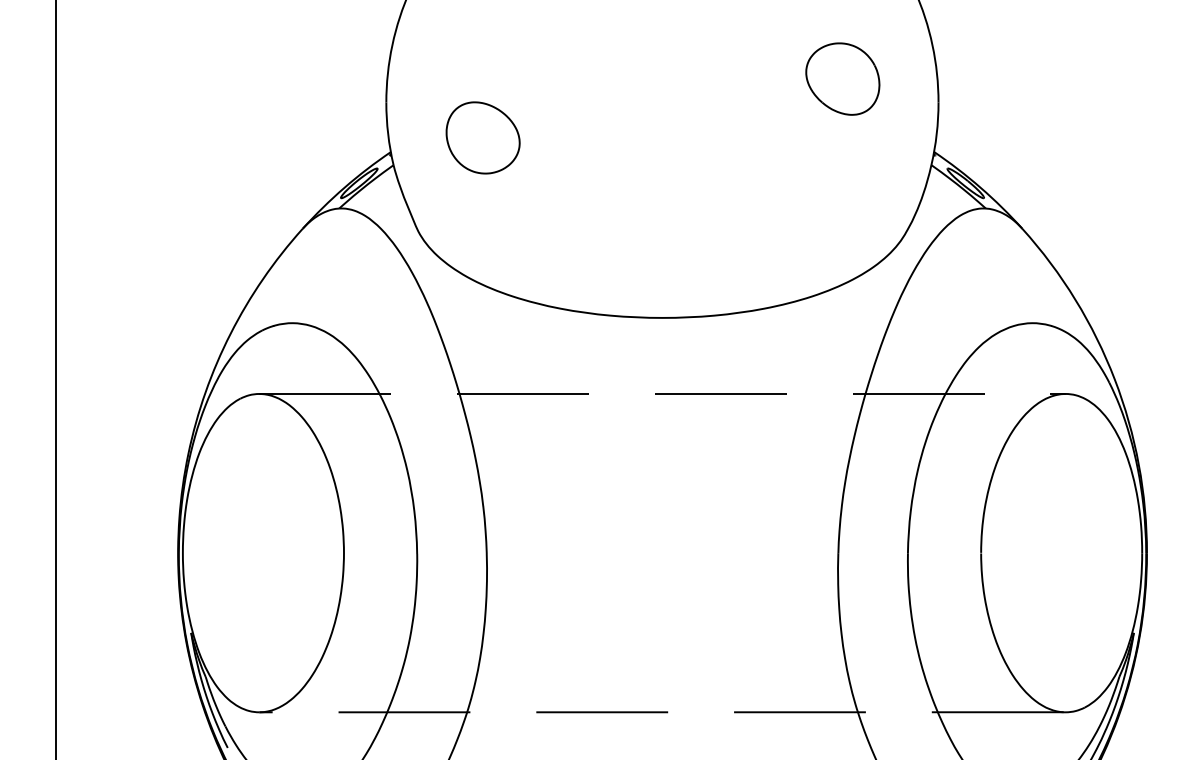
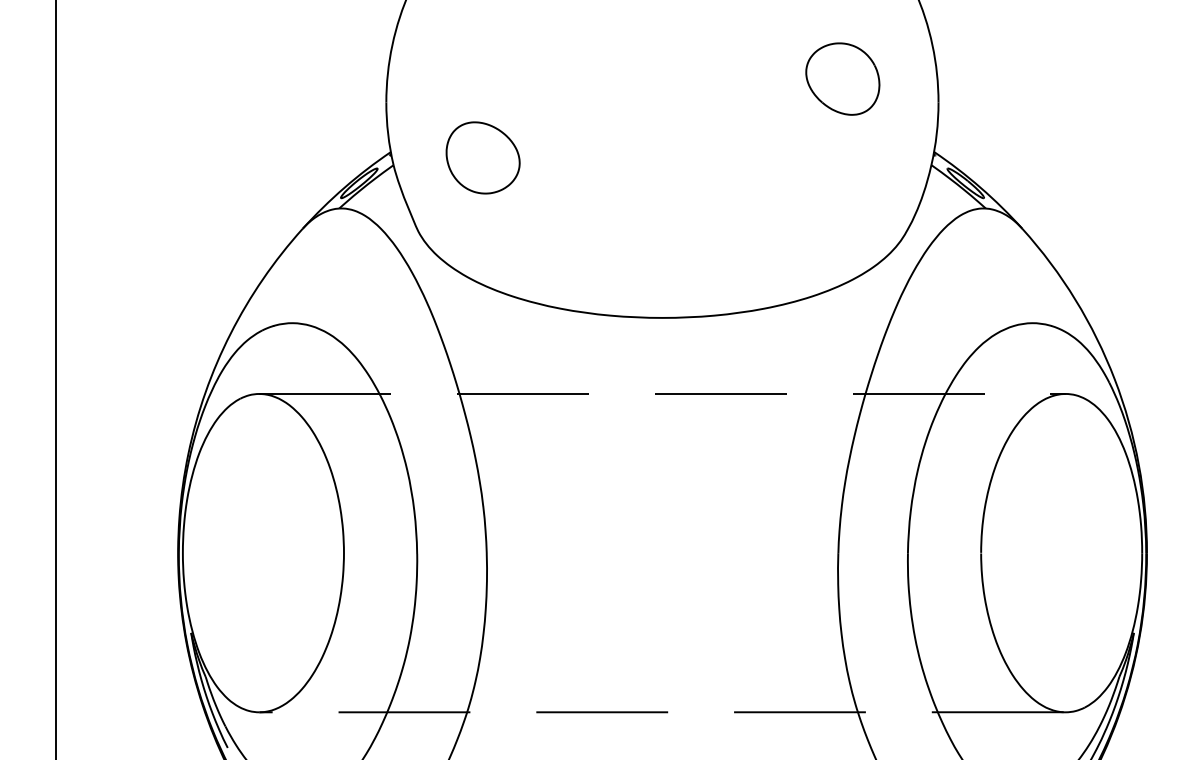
part position: (482, 137) -> (482, 157) (482, 157)
